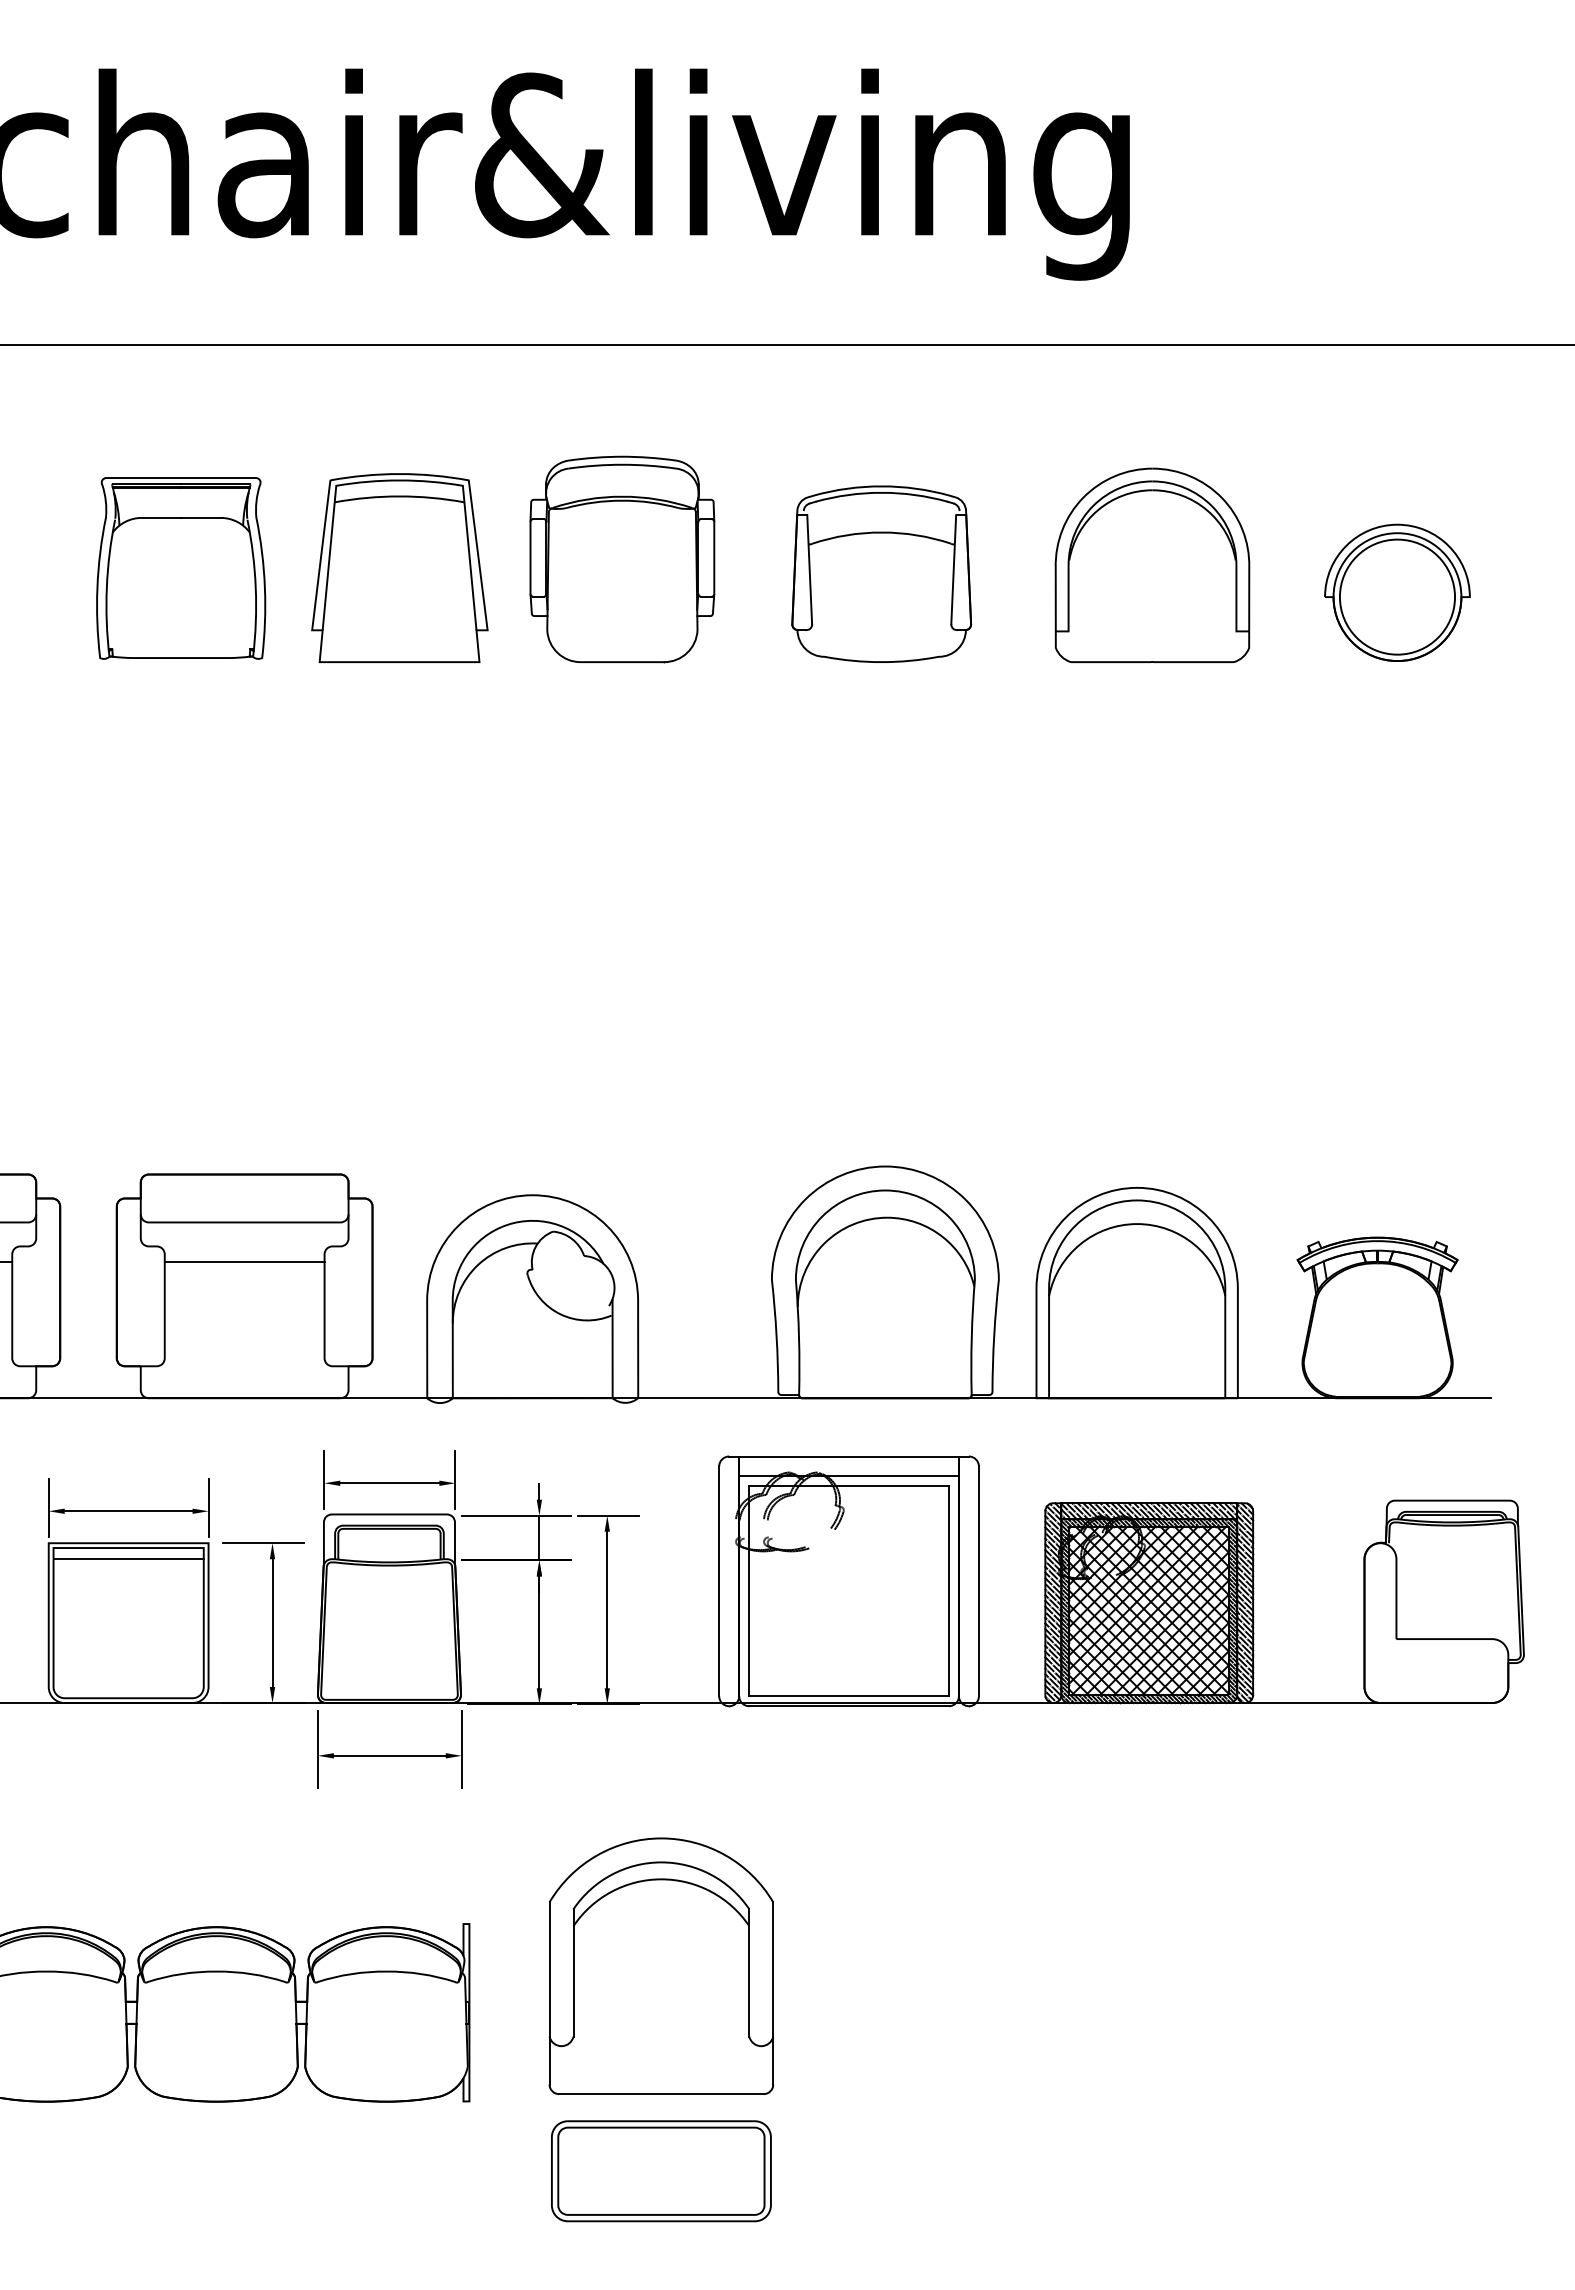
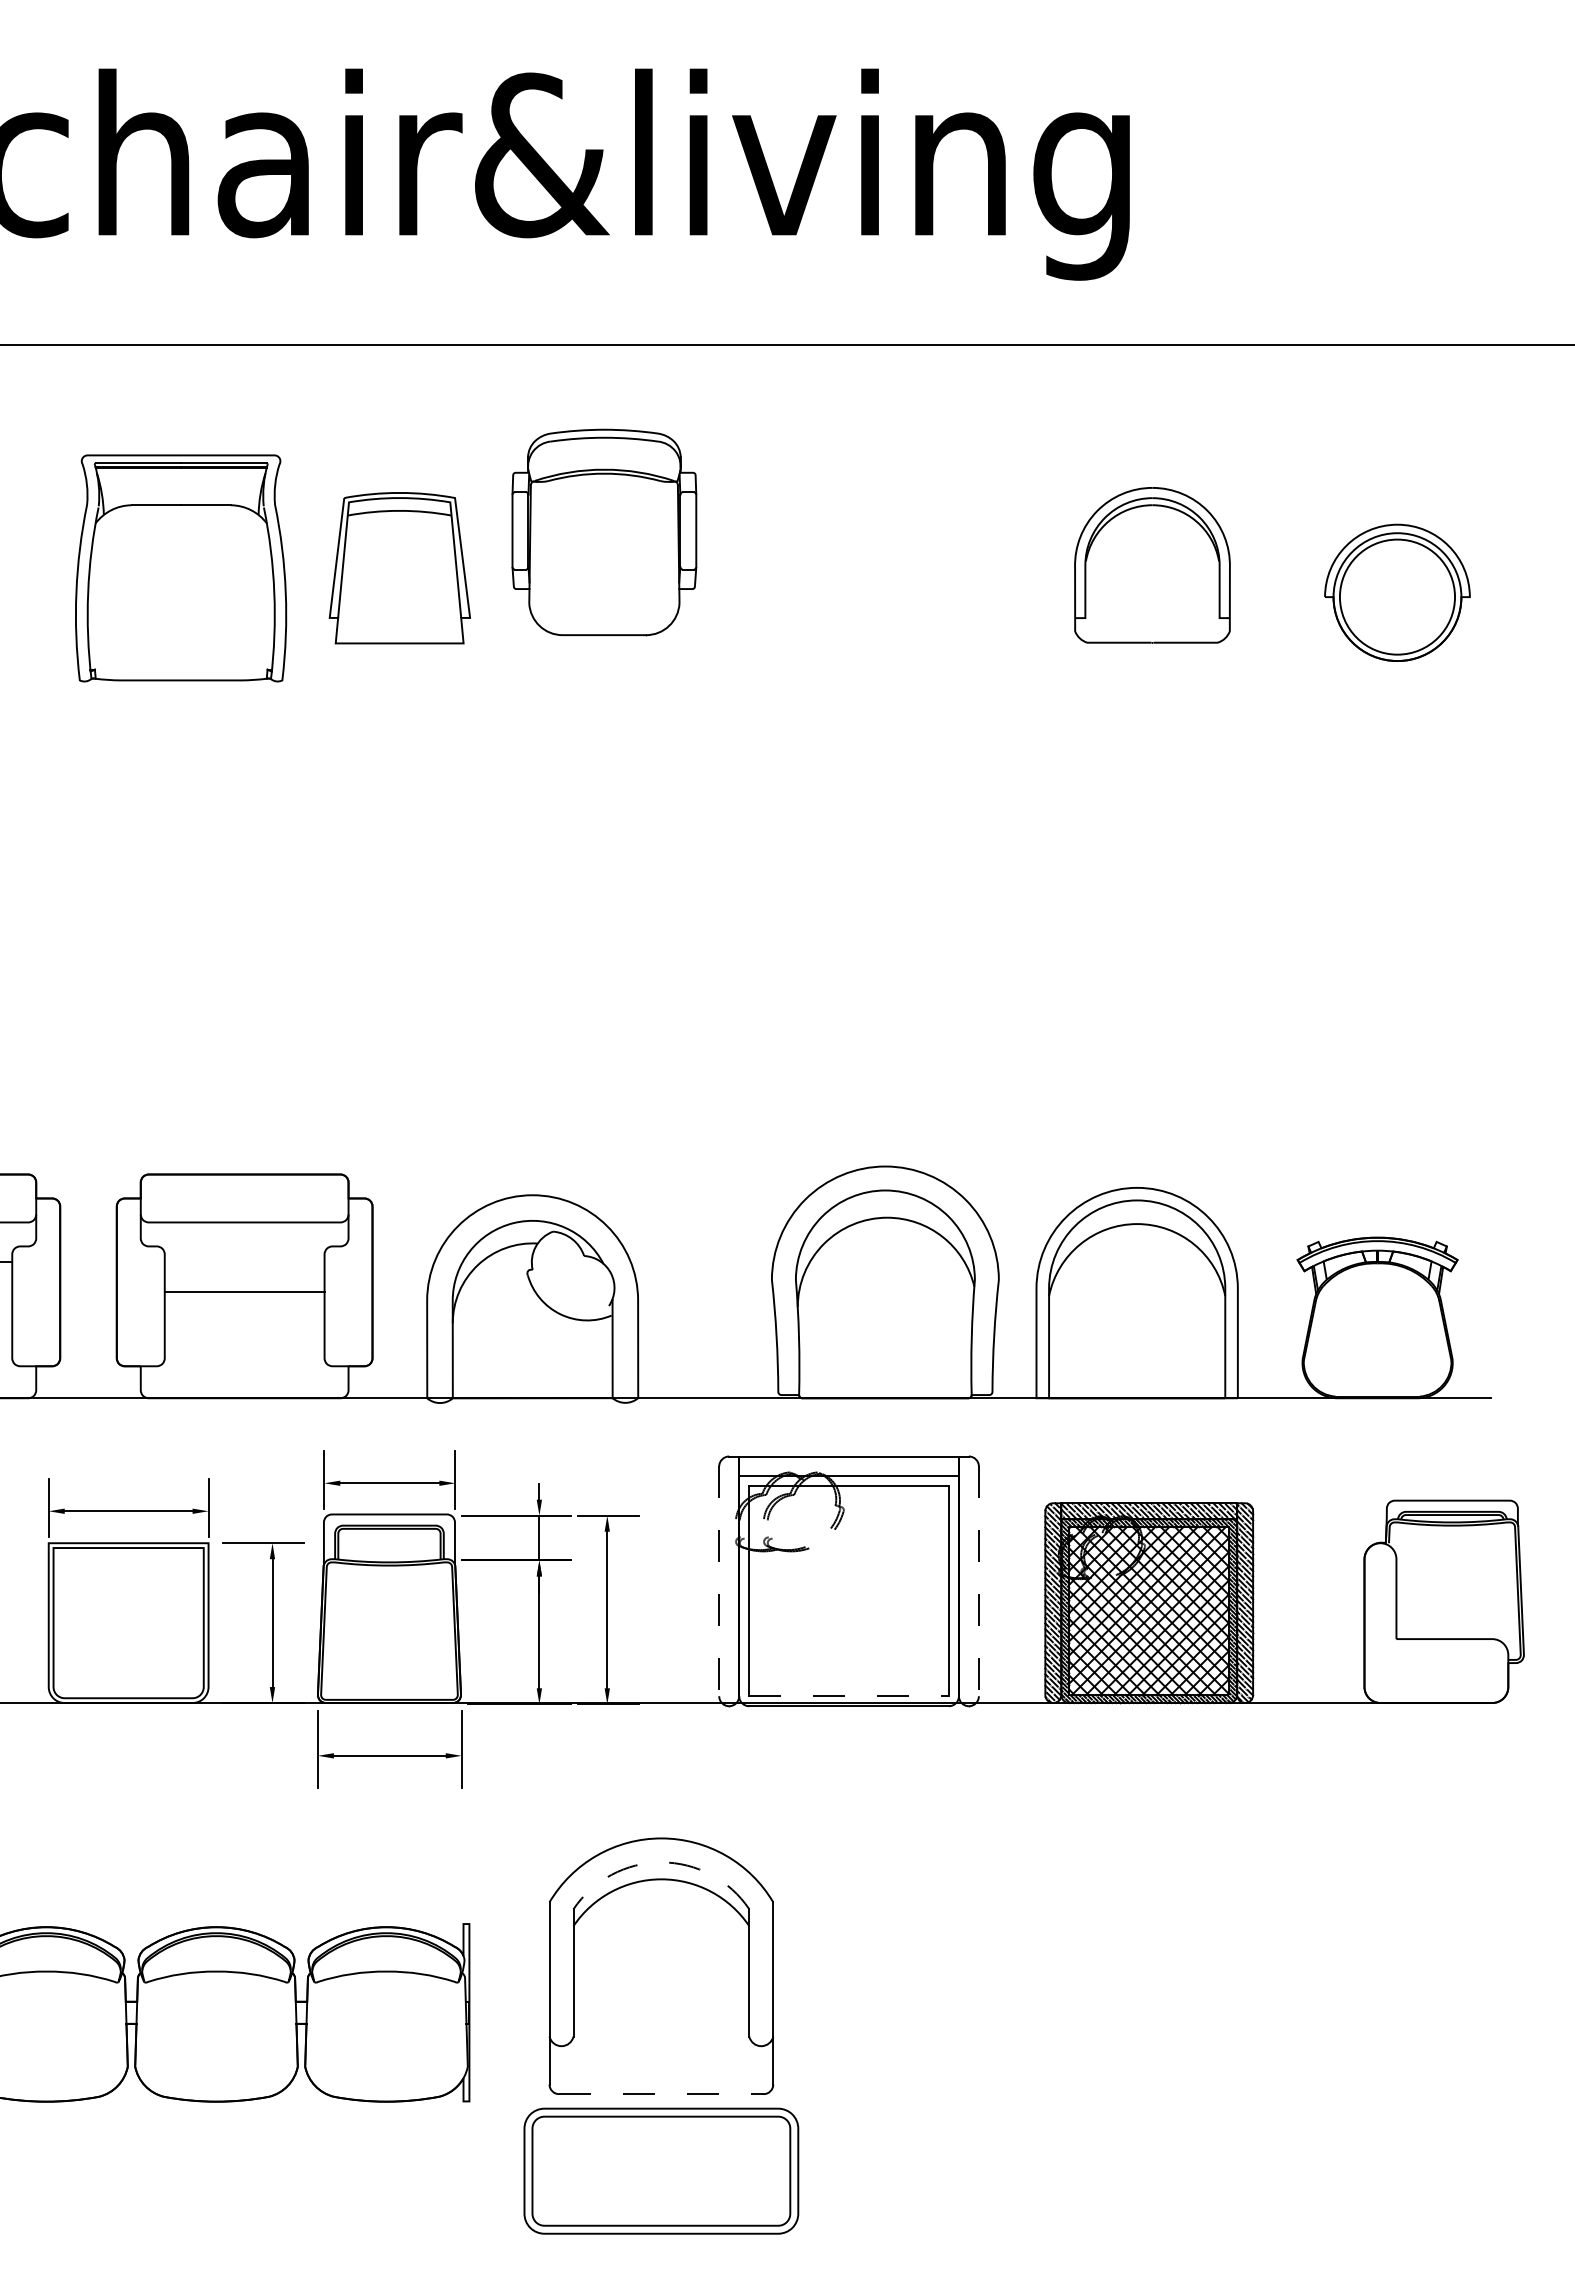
part position: (622, 559) -> (604, 532) (604, 532)
part size: 197x196 px -> 157x157 px (1152, 565)
part size: 171x183 px -> 213x229 px (181, 568)
part size: 178x191 px -> 144x153 px (399, 568)
part: present -> none (881, 573)
line position: (244, 1262) -> (244, 1292) (244, 1292)
line: present -> none (128, 1559)
line: solid -> dashed (719, 1581)
line: solid -> dashed (978, 1581)
line: solid -> dashed (849, 1696)
arc: solid -> dashed (661, 1862)
line: solid -> dashed (661, 2094)
part size: 221x103 px -> 277x128 px (661, 2170)
